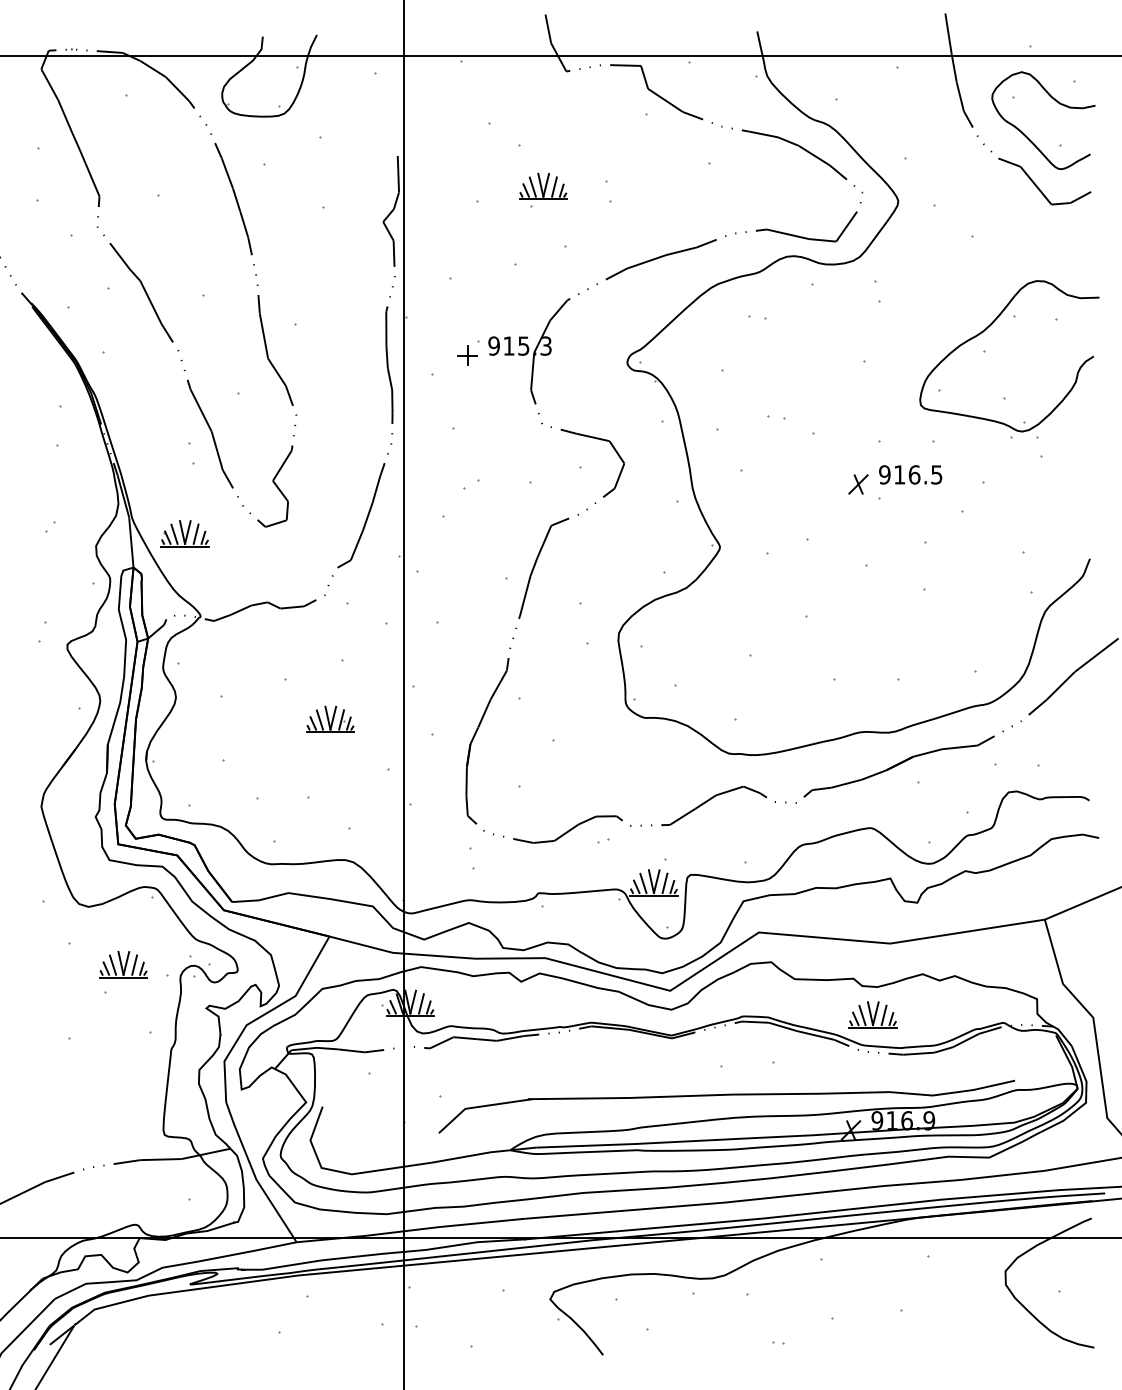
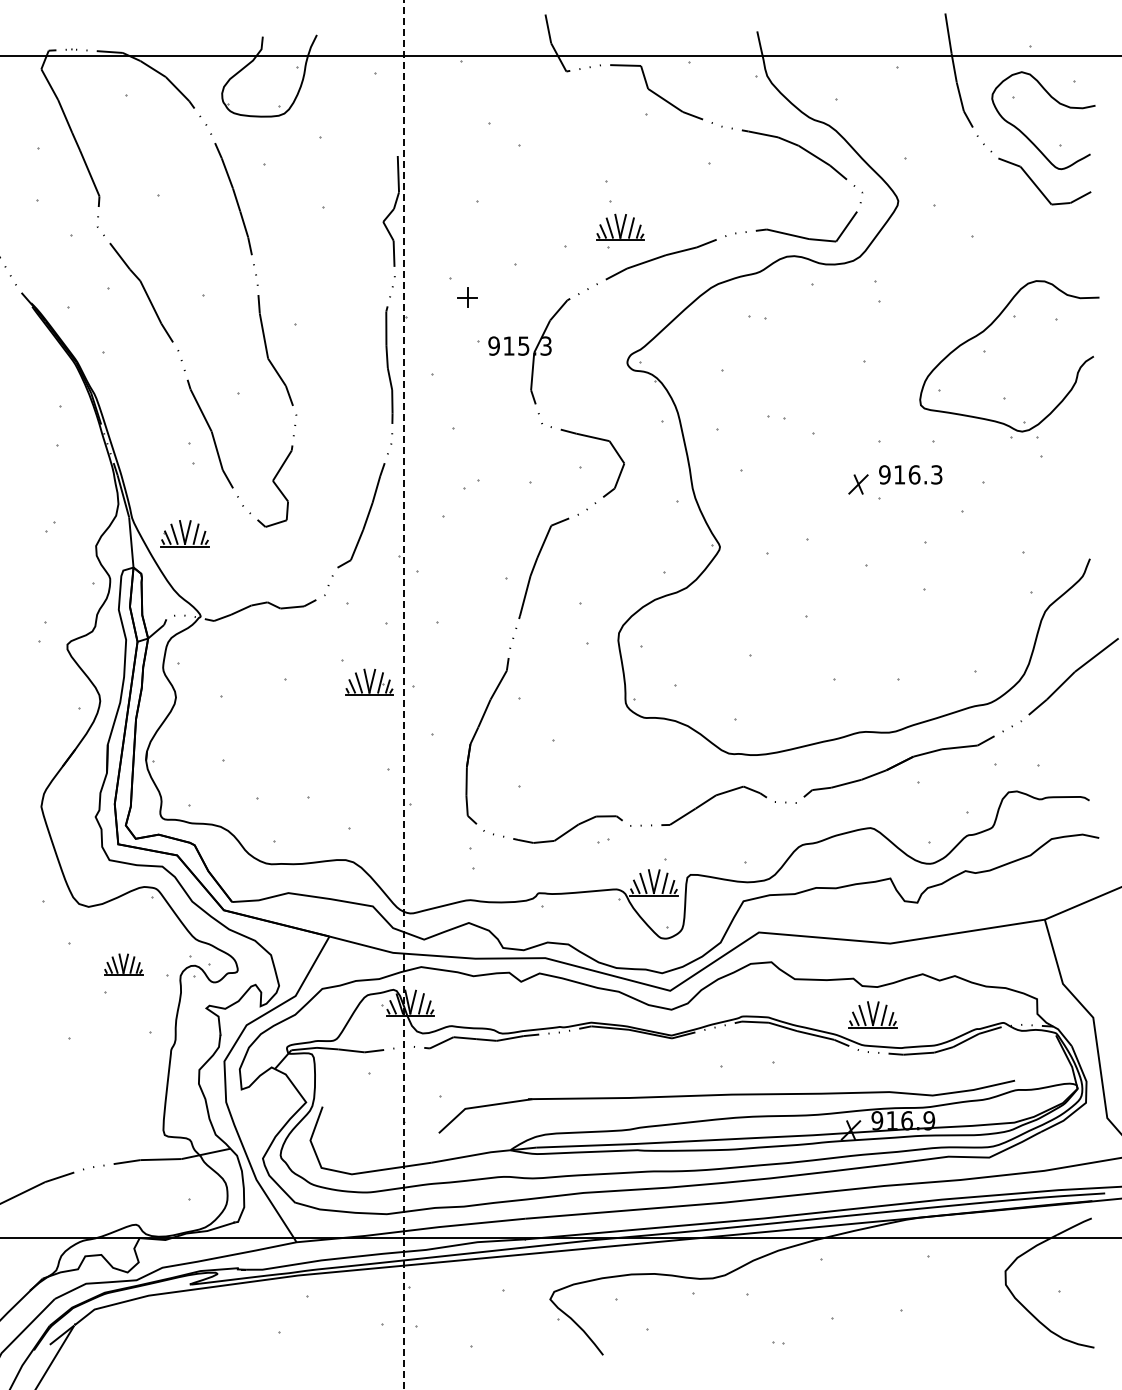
part position: (543, 189) -> (620, 230) (620, 230)
part position: (467, 355) -> (467, 297) (467, 297)
text: 916.5 -> 916.3 (936, 474)
line: solid -> dashed (404, 695)
part position: (330, 718) -> (369, 681) (369, 681)
part size: 49x28 px -> 40x23 px (123, 964)
